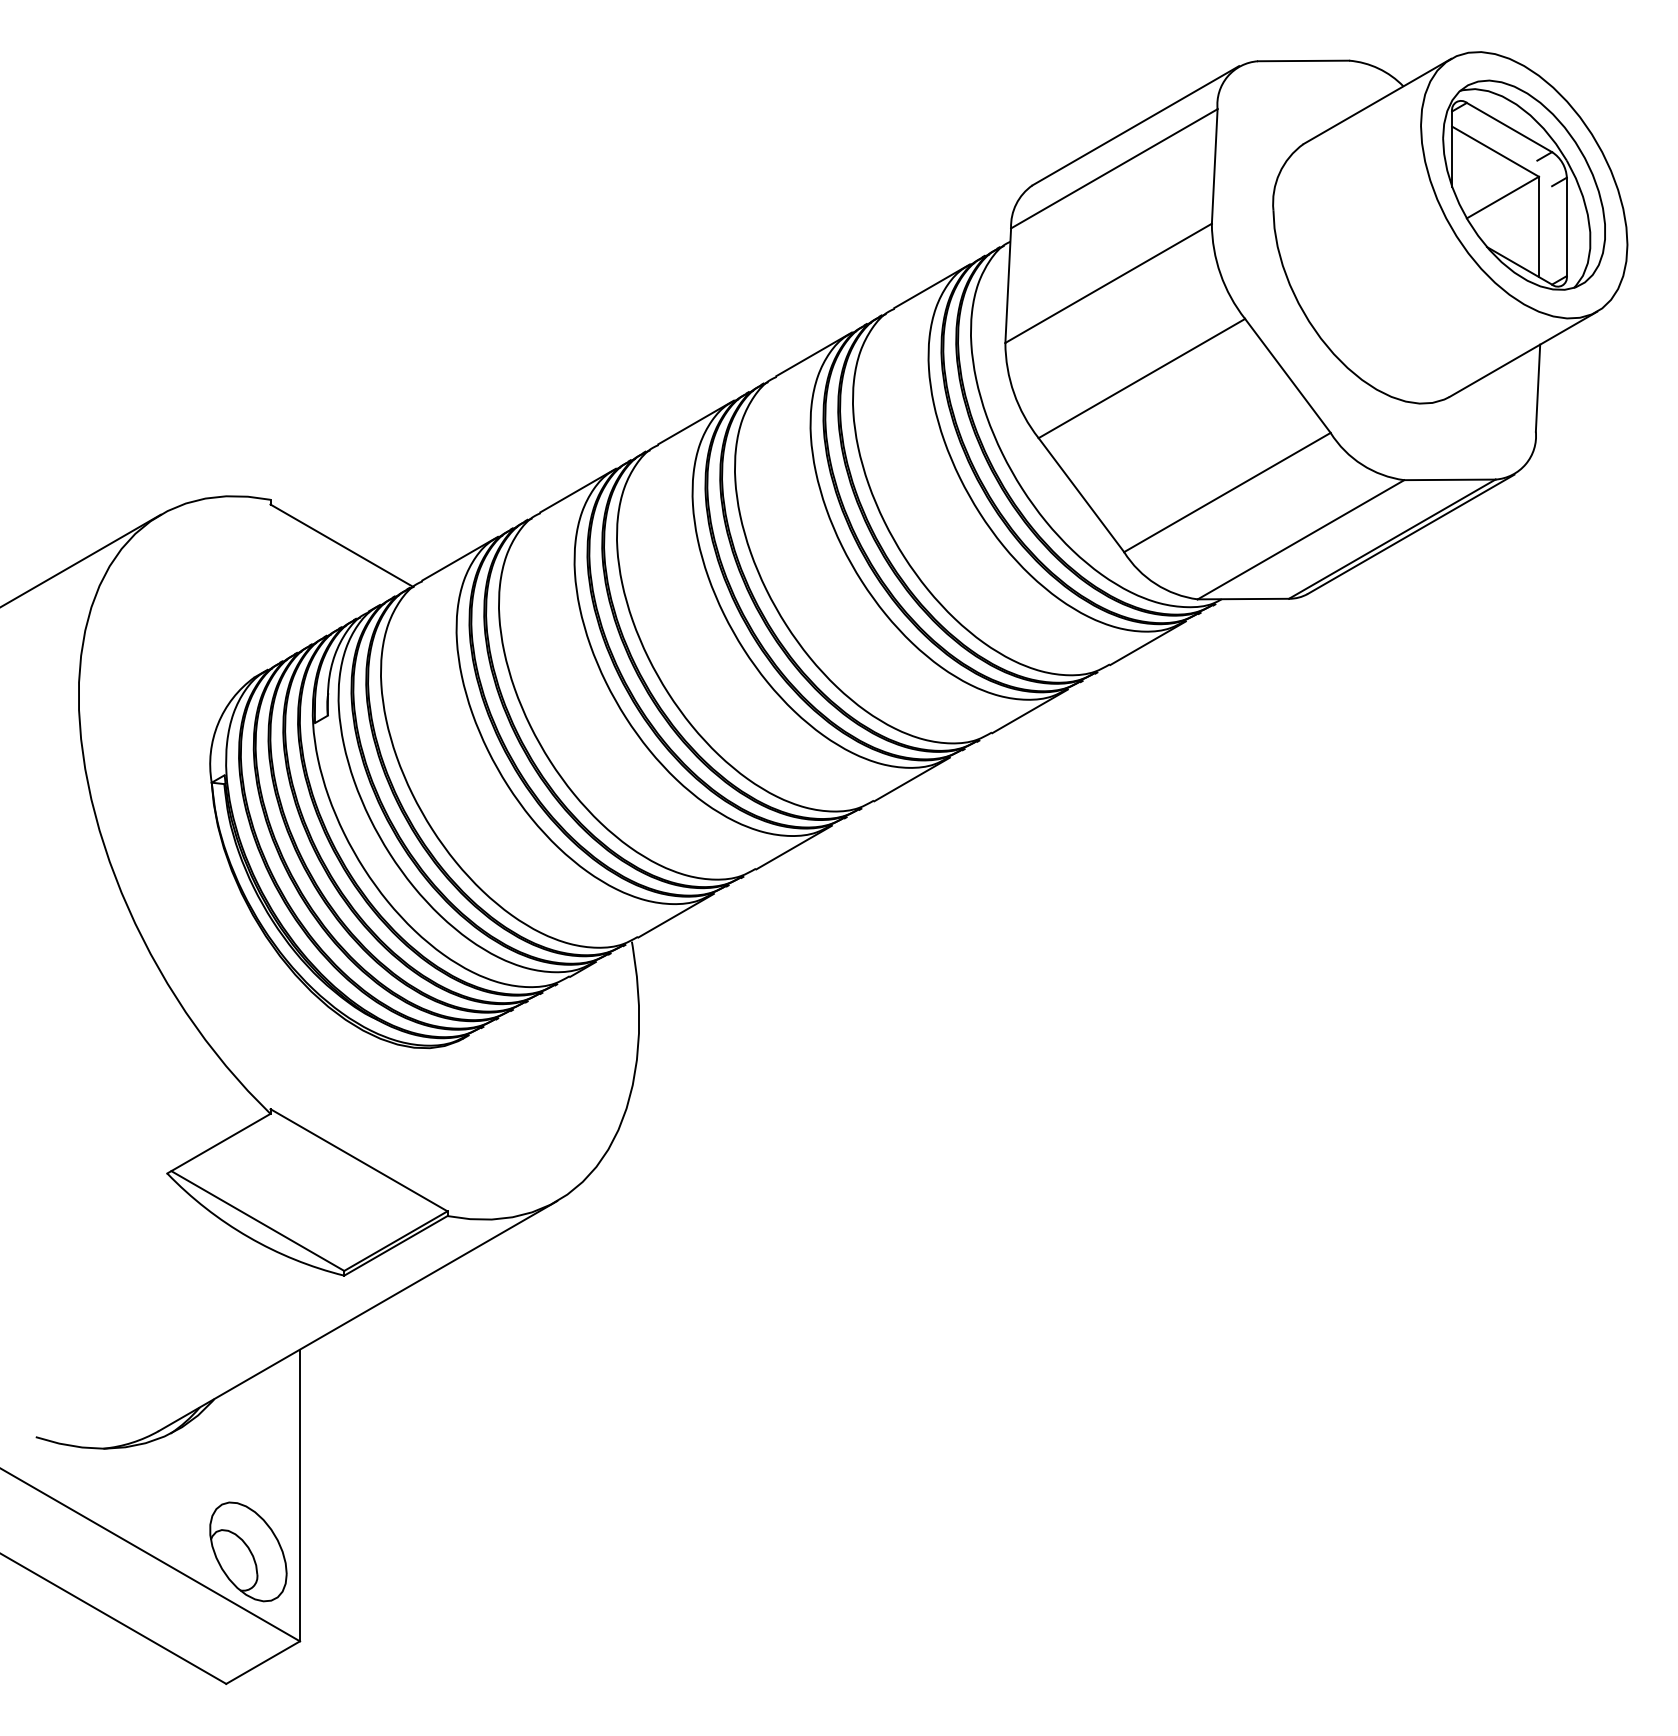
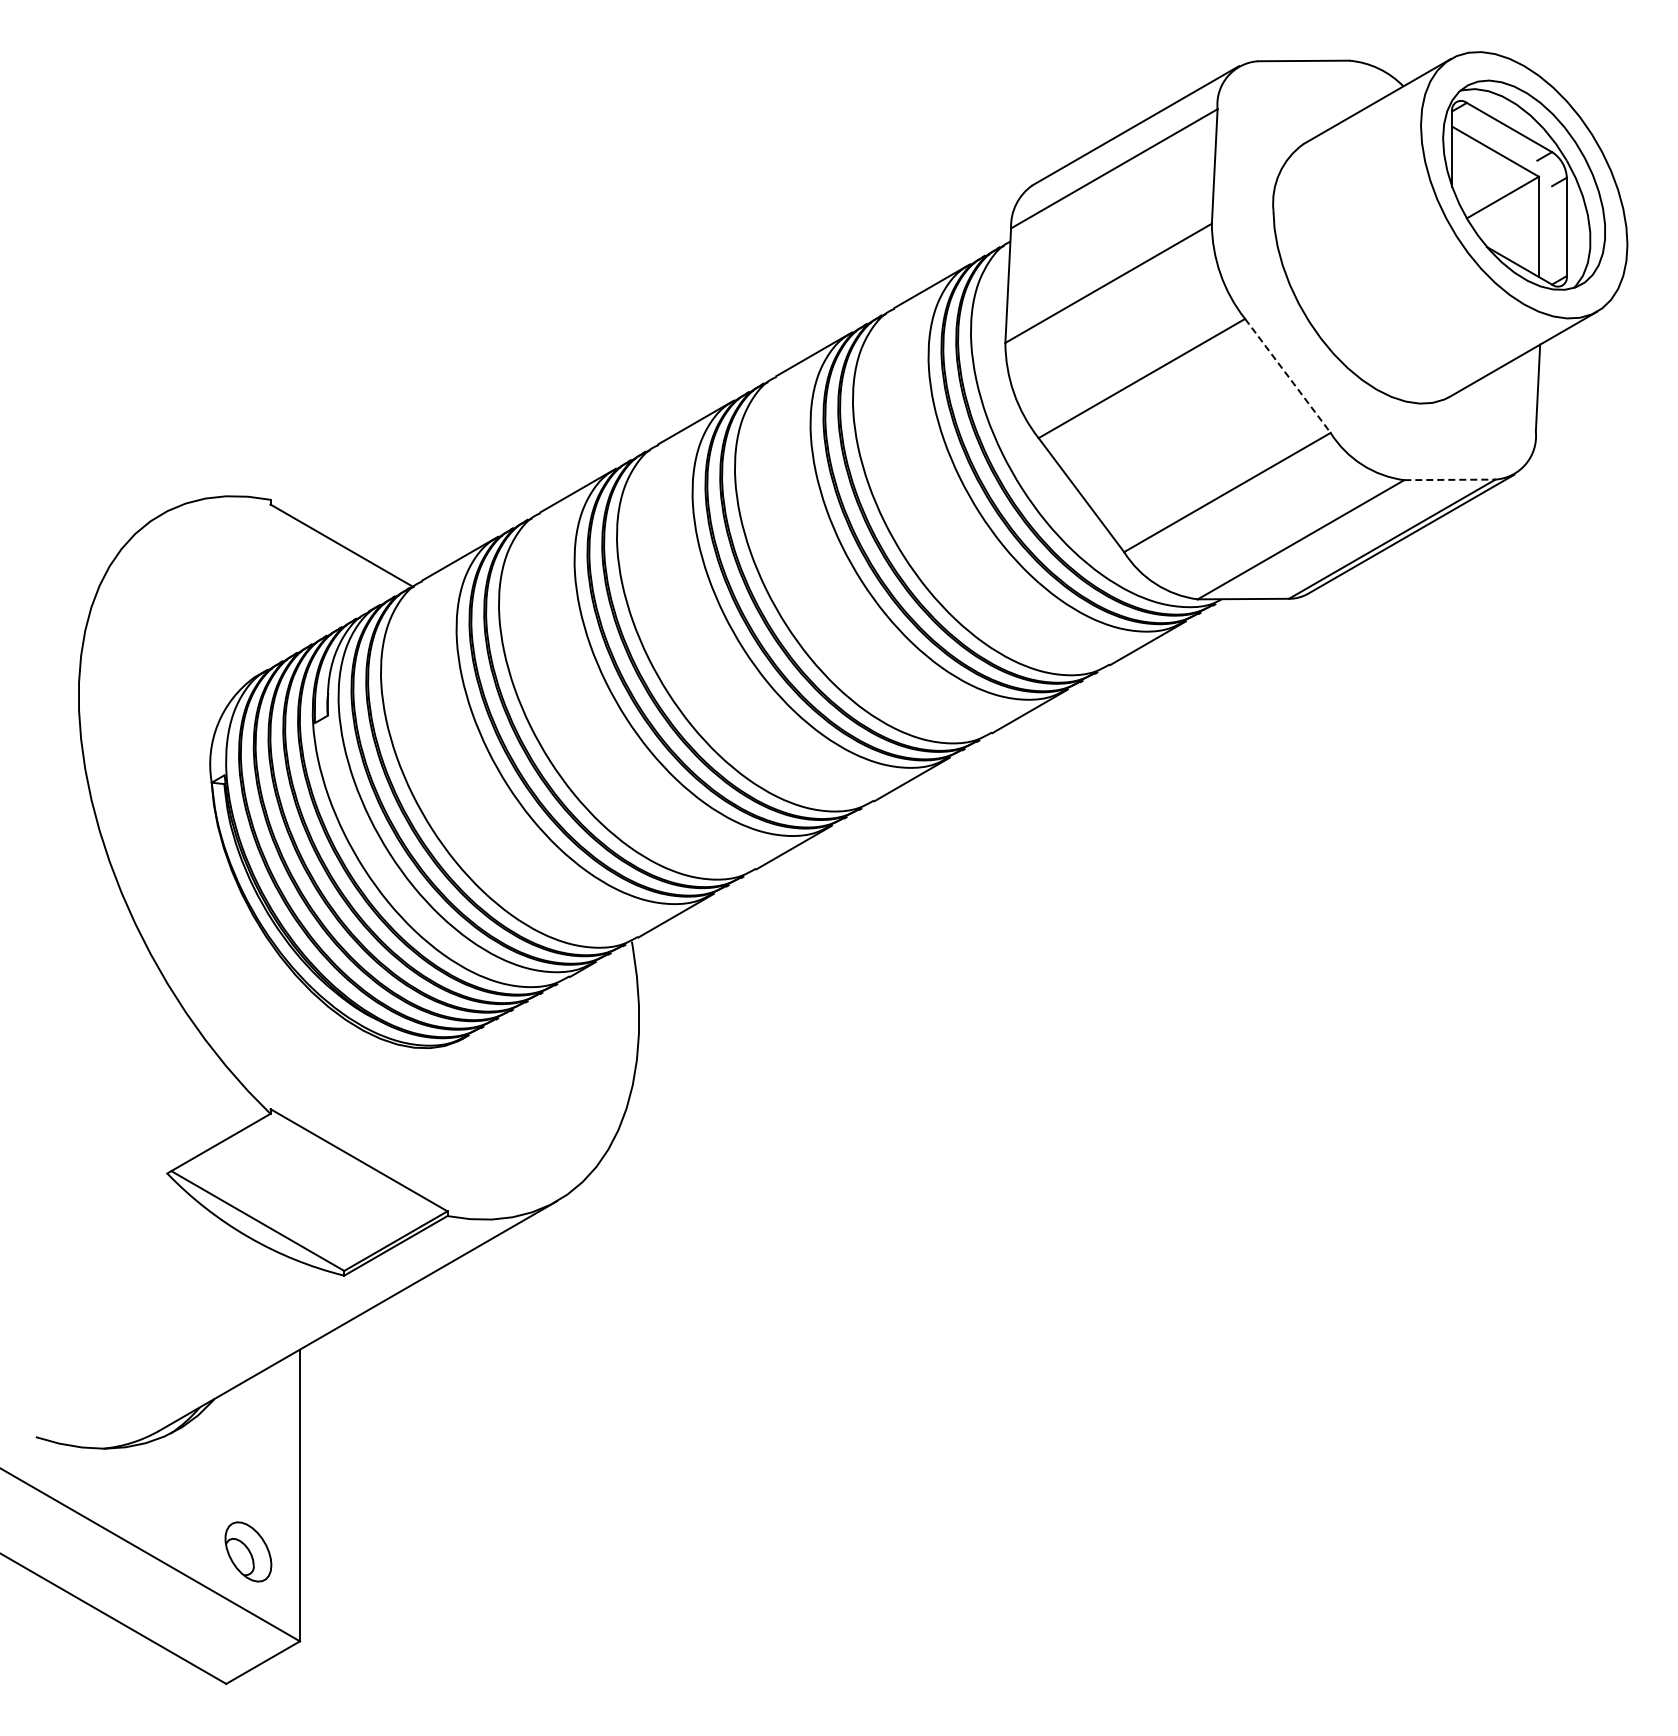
line: solid -> dashed (1288, 376)
line: solid -> dashed (1449, 479)
line: present -> none (81, 560)
part size: 79x102 px -> 49x62 px (248, 1551)
